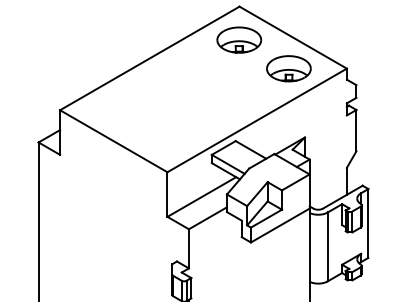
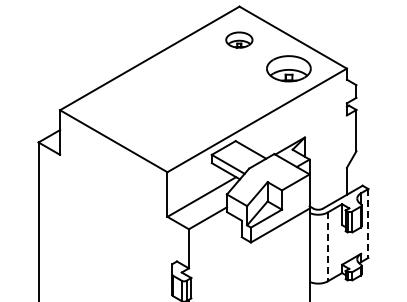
part size: 47x28 px -> 29x18 px (239, 39)
line: solid -> dashed (368, 223)
line: solid -> dashed (327, 247)
